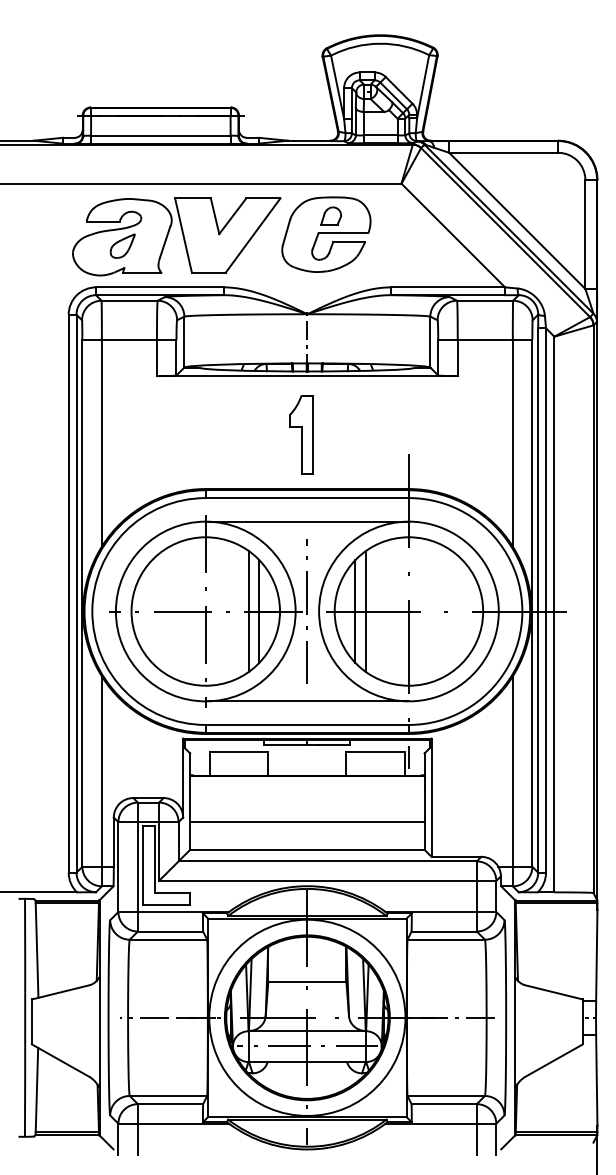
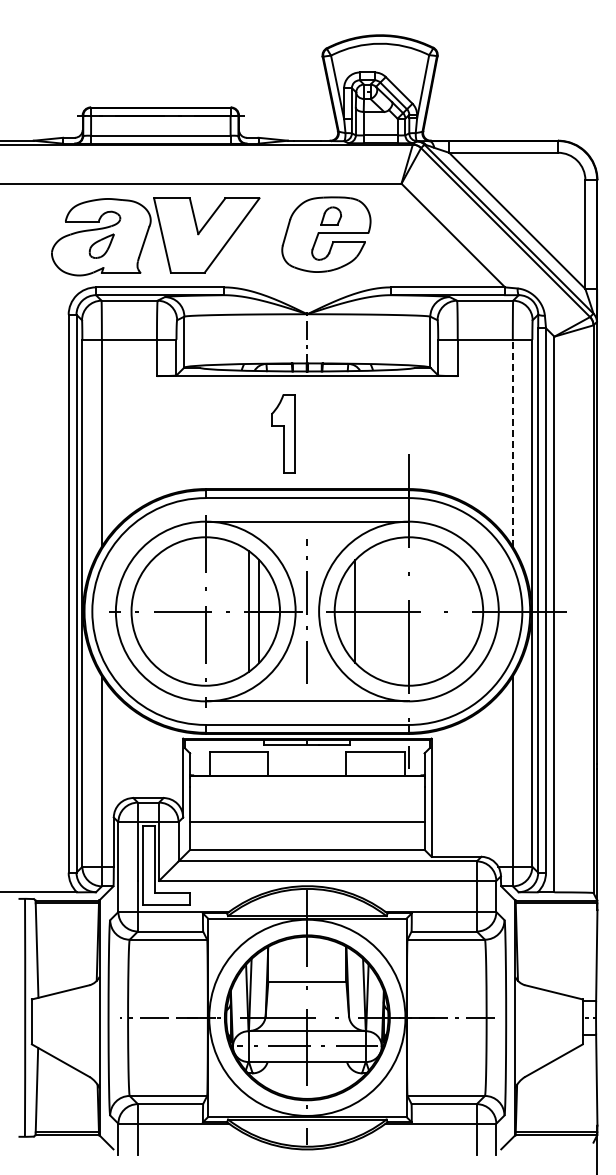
part position: (176, 236) -> (155, 236) (155, 236)
part position: (301, 434) -> (283, 433) (283, 433)
line: solid -> dashed (512, 442)
line: present -> none (365, 611)
